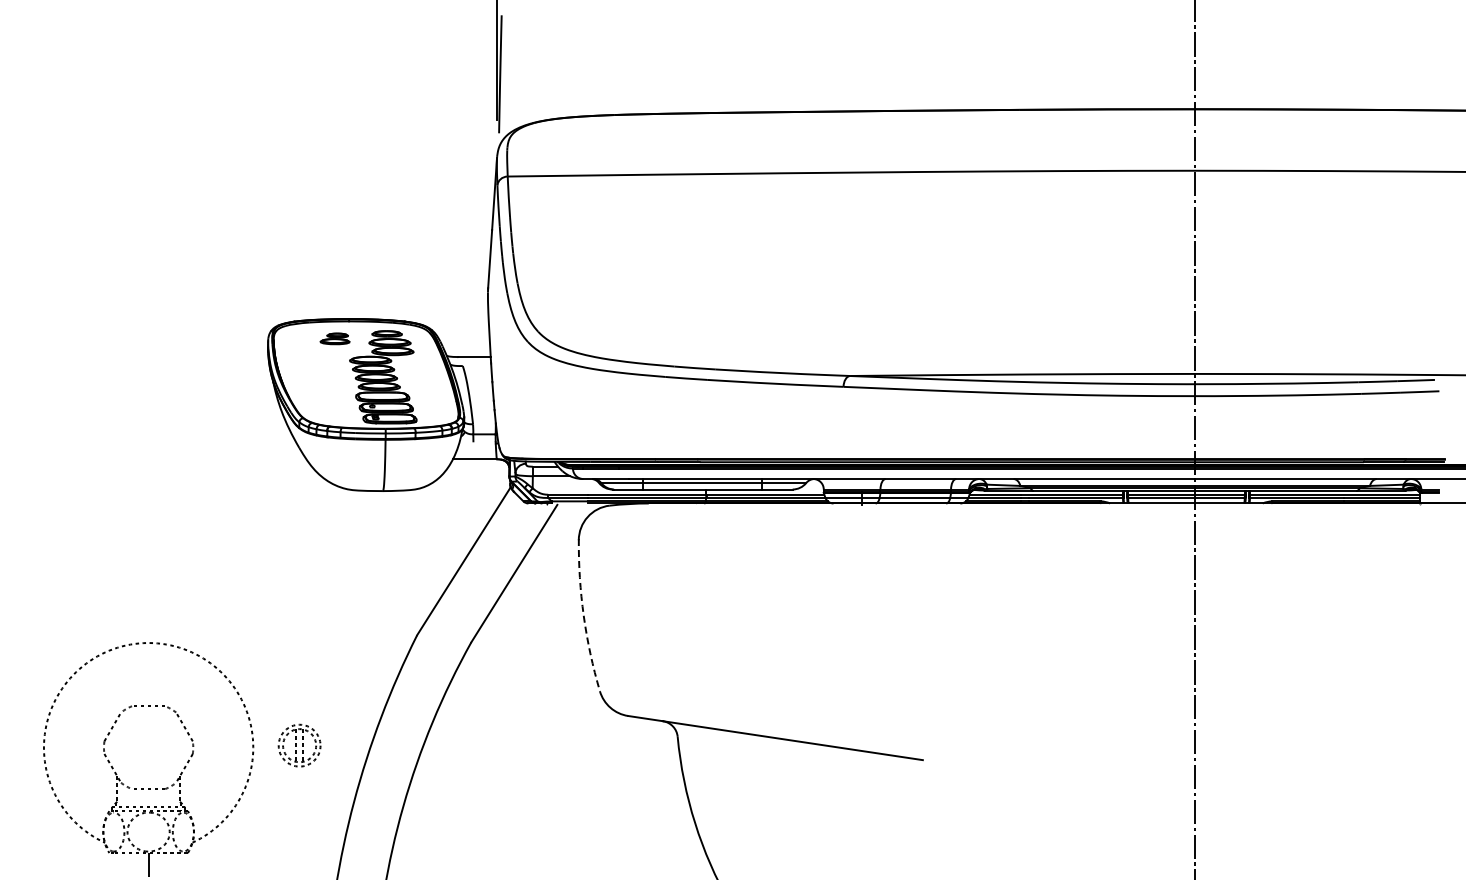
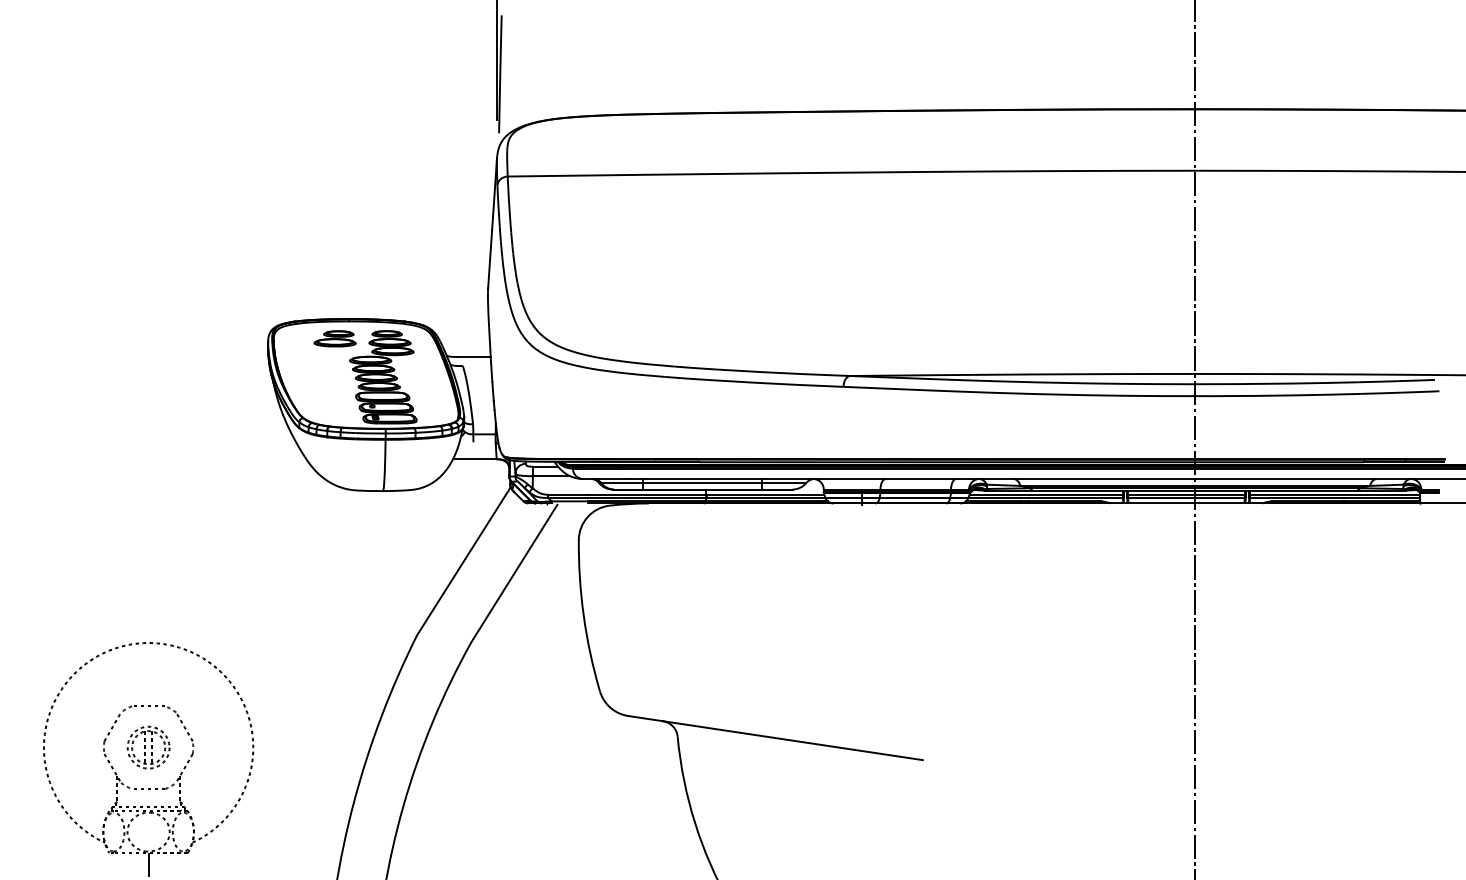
part size: 32x14 px -> 44x18 px (334, 338)
arc: dashed -> solid (583, 615)
part position: (299, 745) -> (148, 747) (148, 747)
